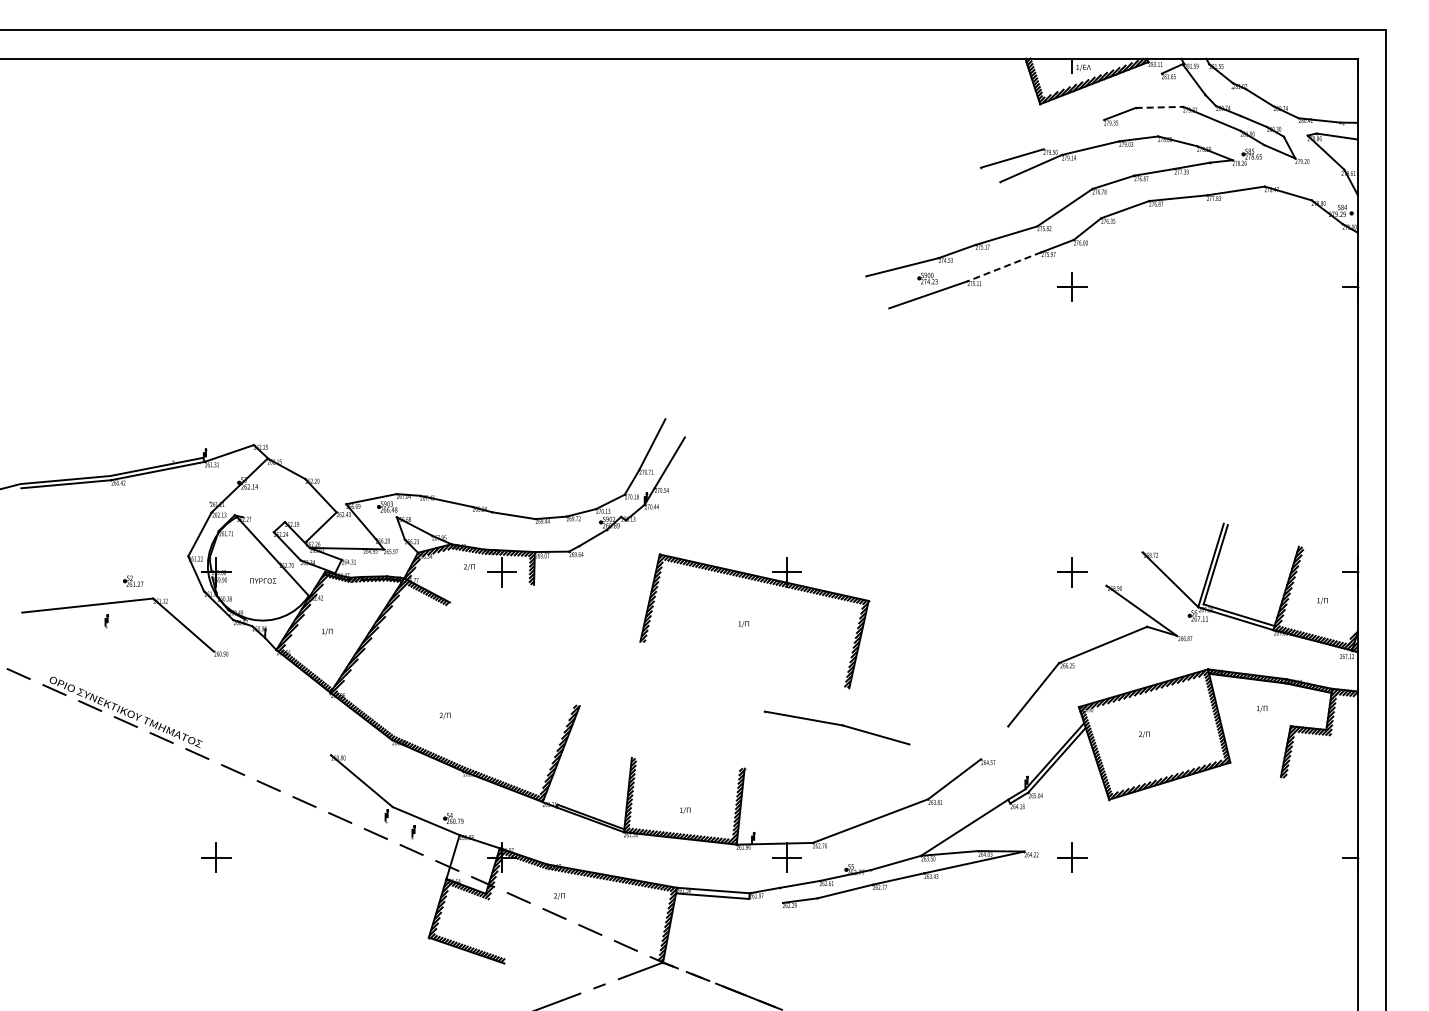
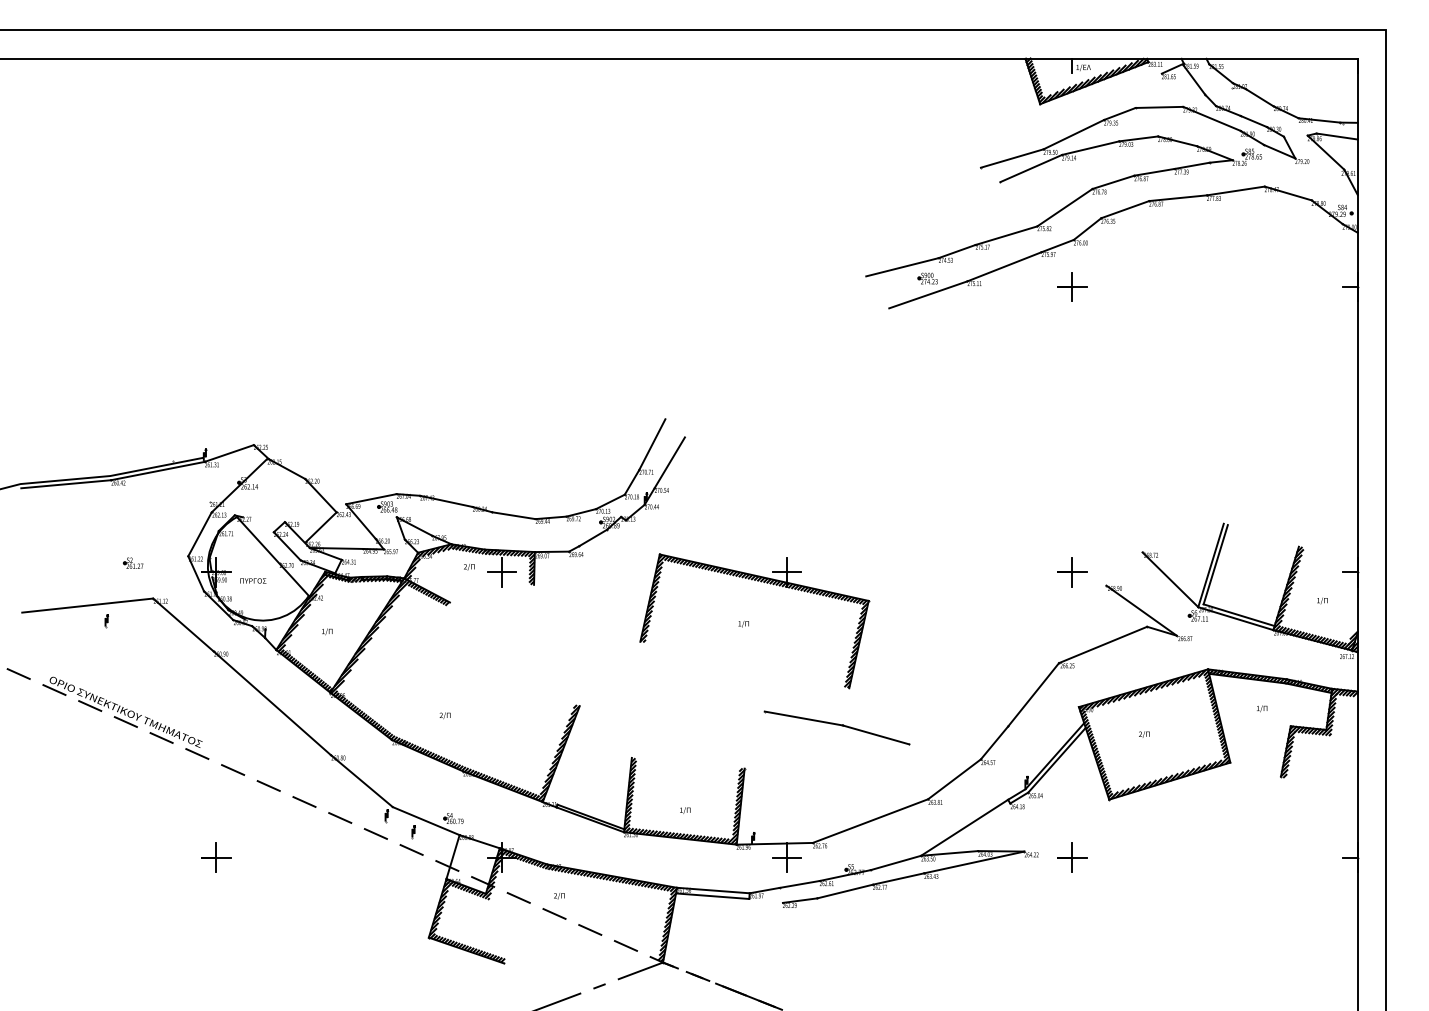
line: dashed -> solid (1159, 107)
line: none -> present (1073, 134)
line: dashed -> solid (1004, 266)
part position: (133, 580) -> (133, 562) (133, 562)
text position: (263, 580) -> (253, 580) (253, 580)
line: none -> present (271, 703)
line: none -> present (994, 742)
